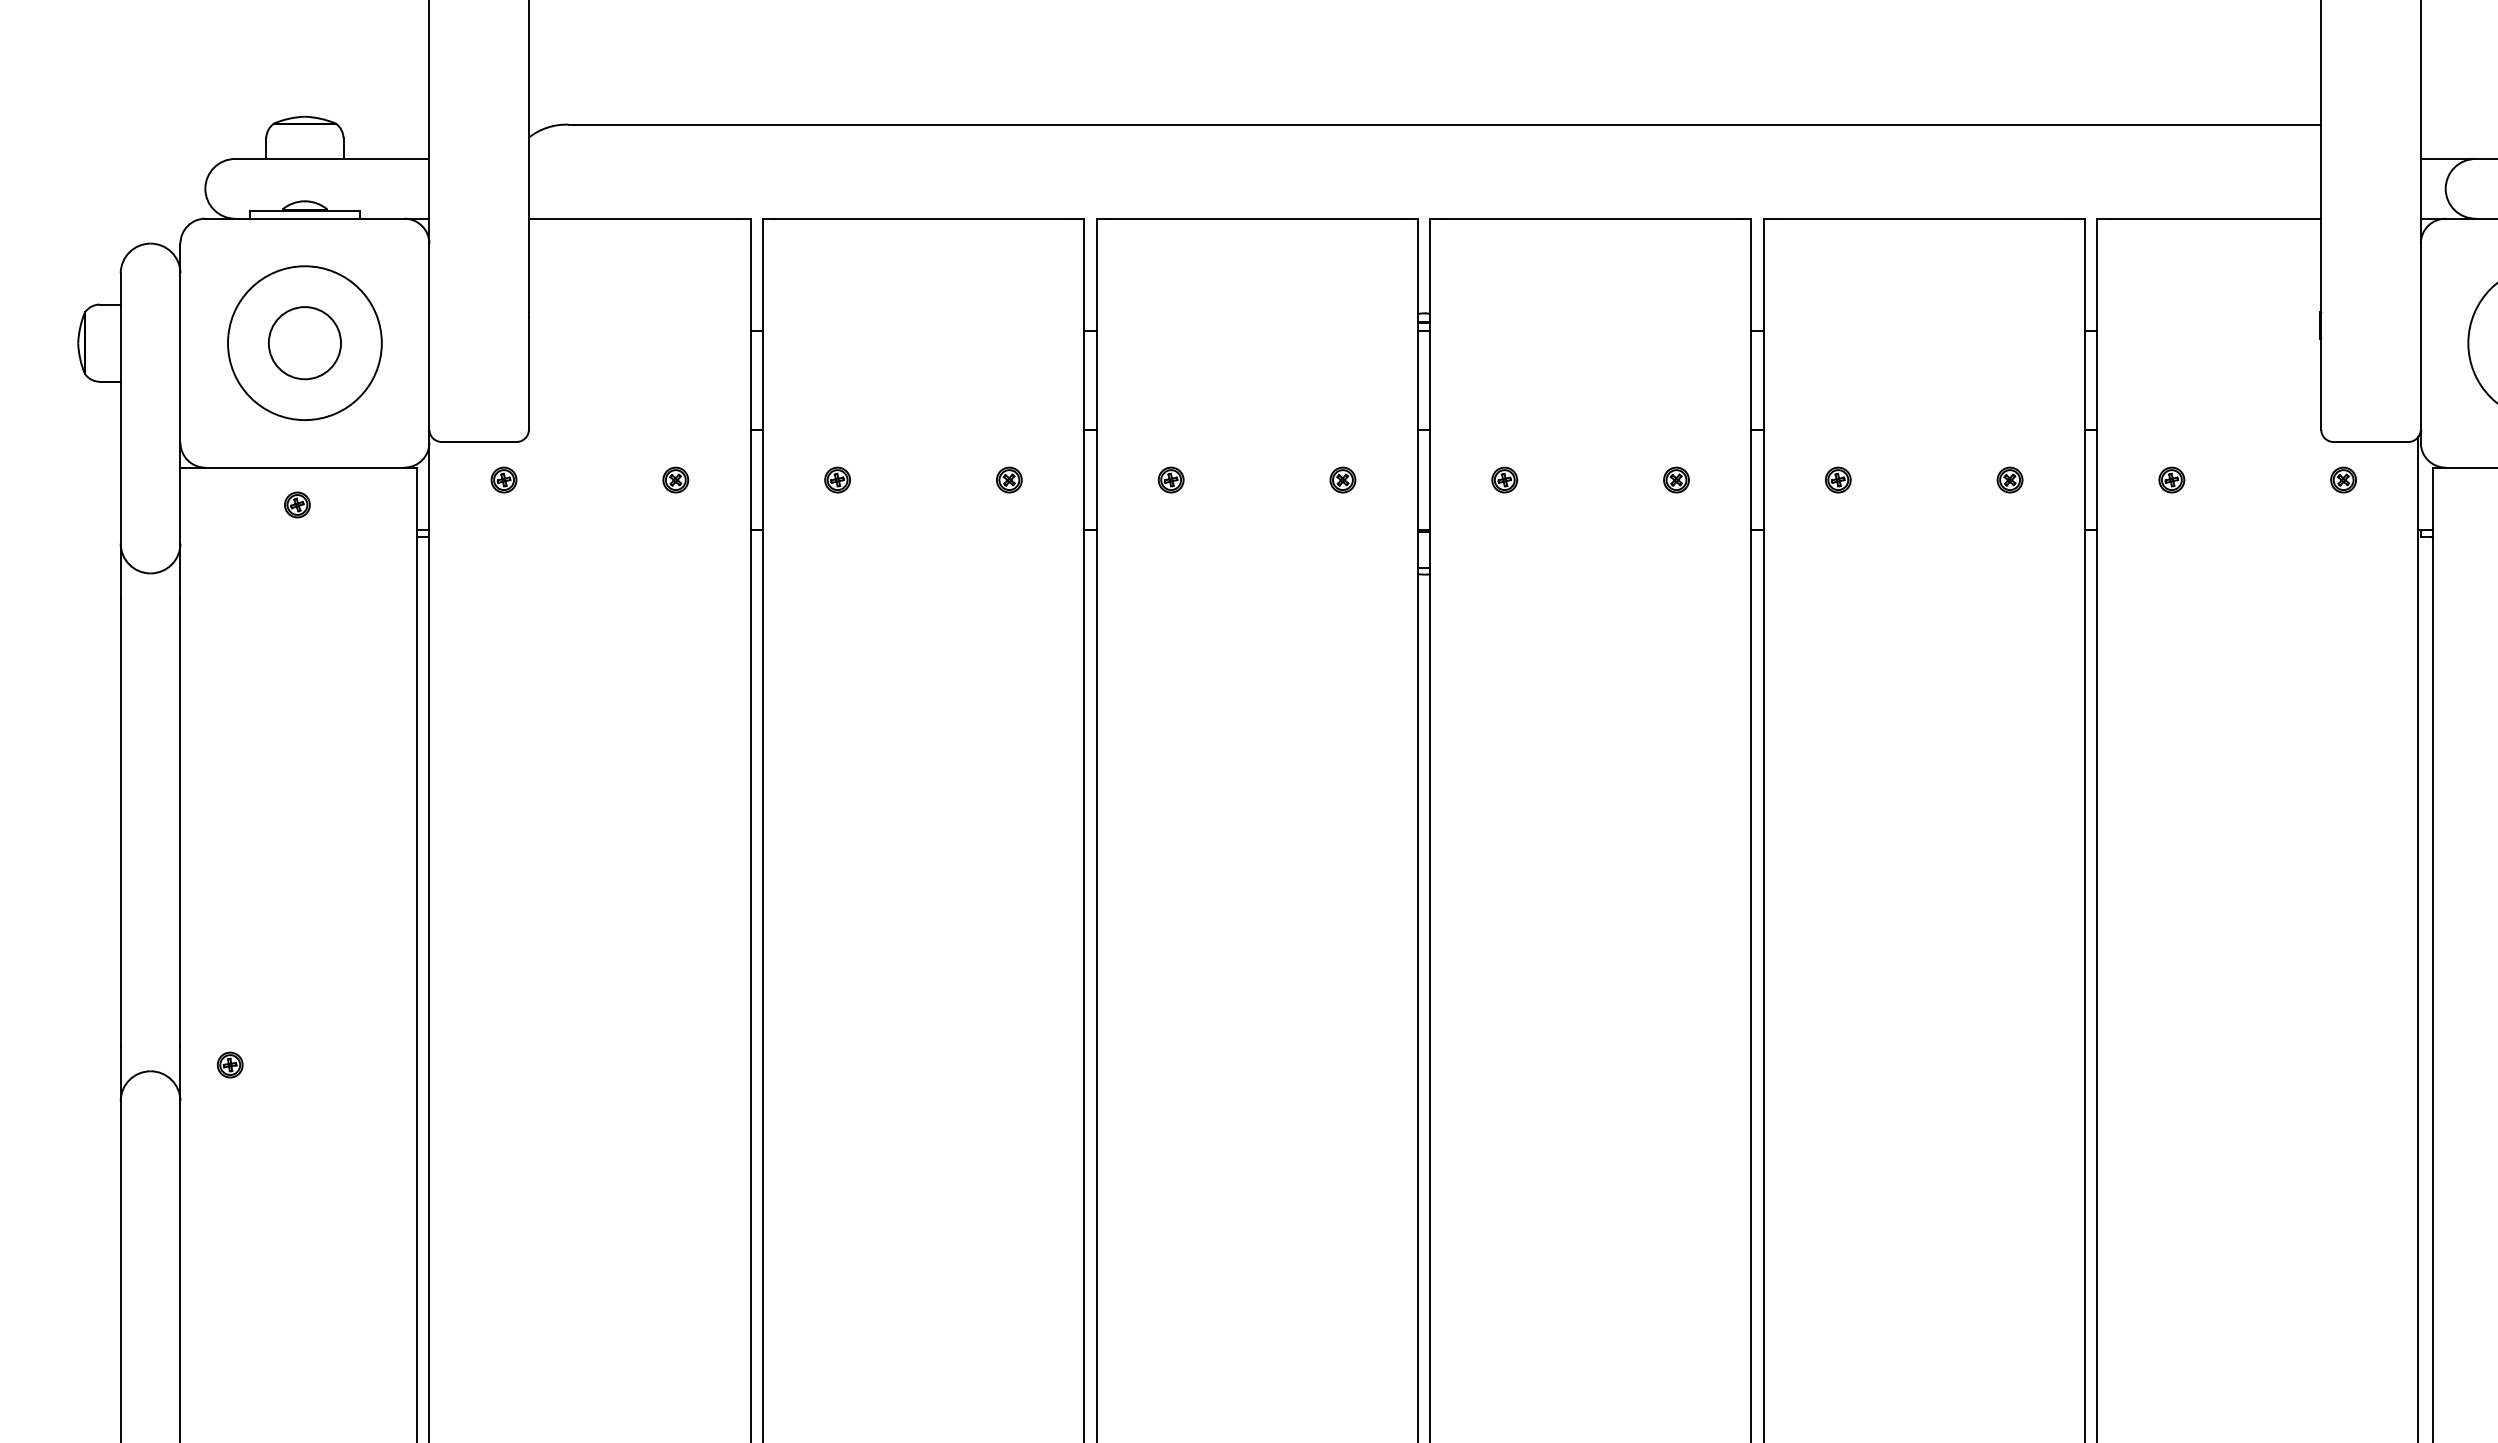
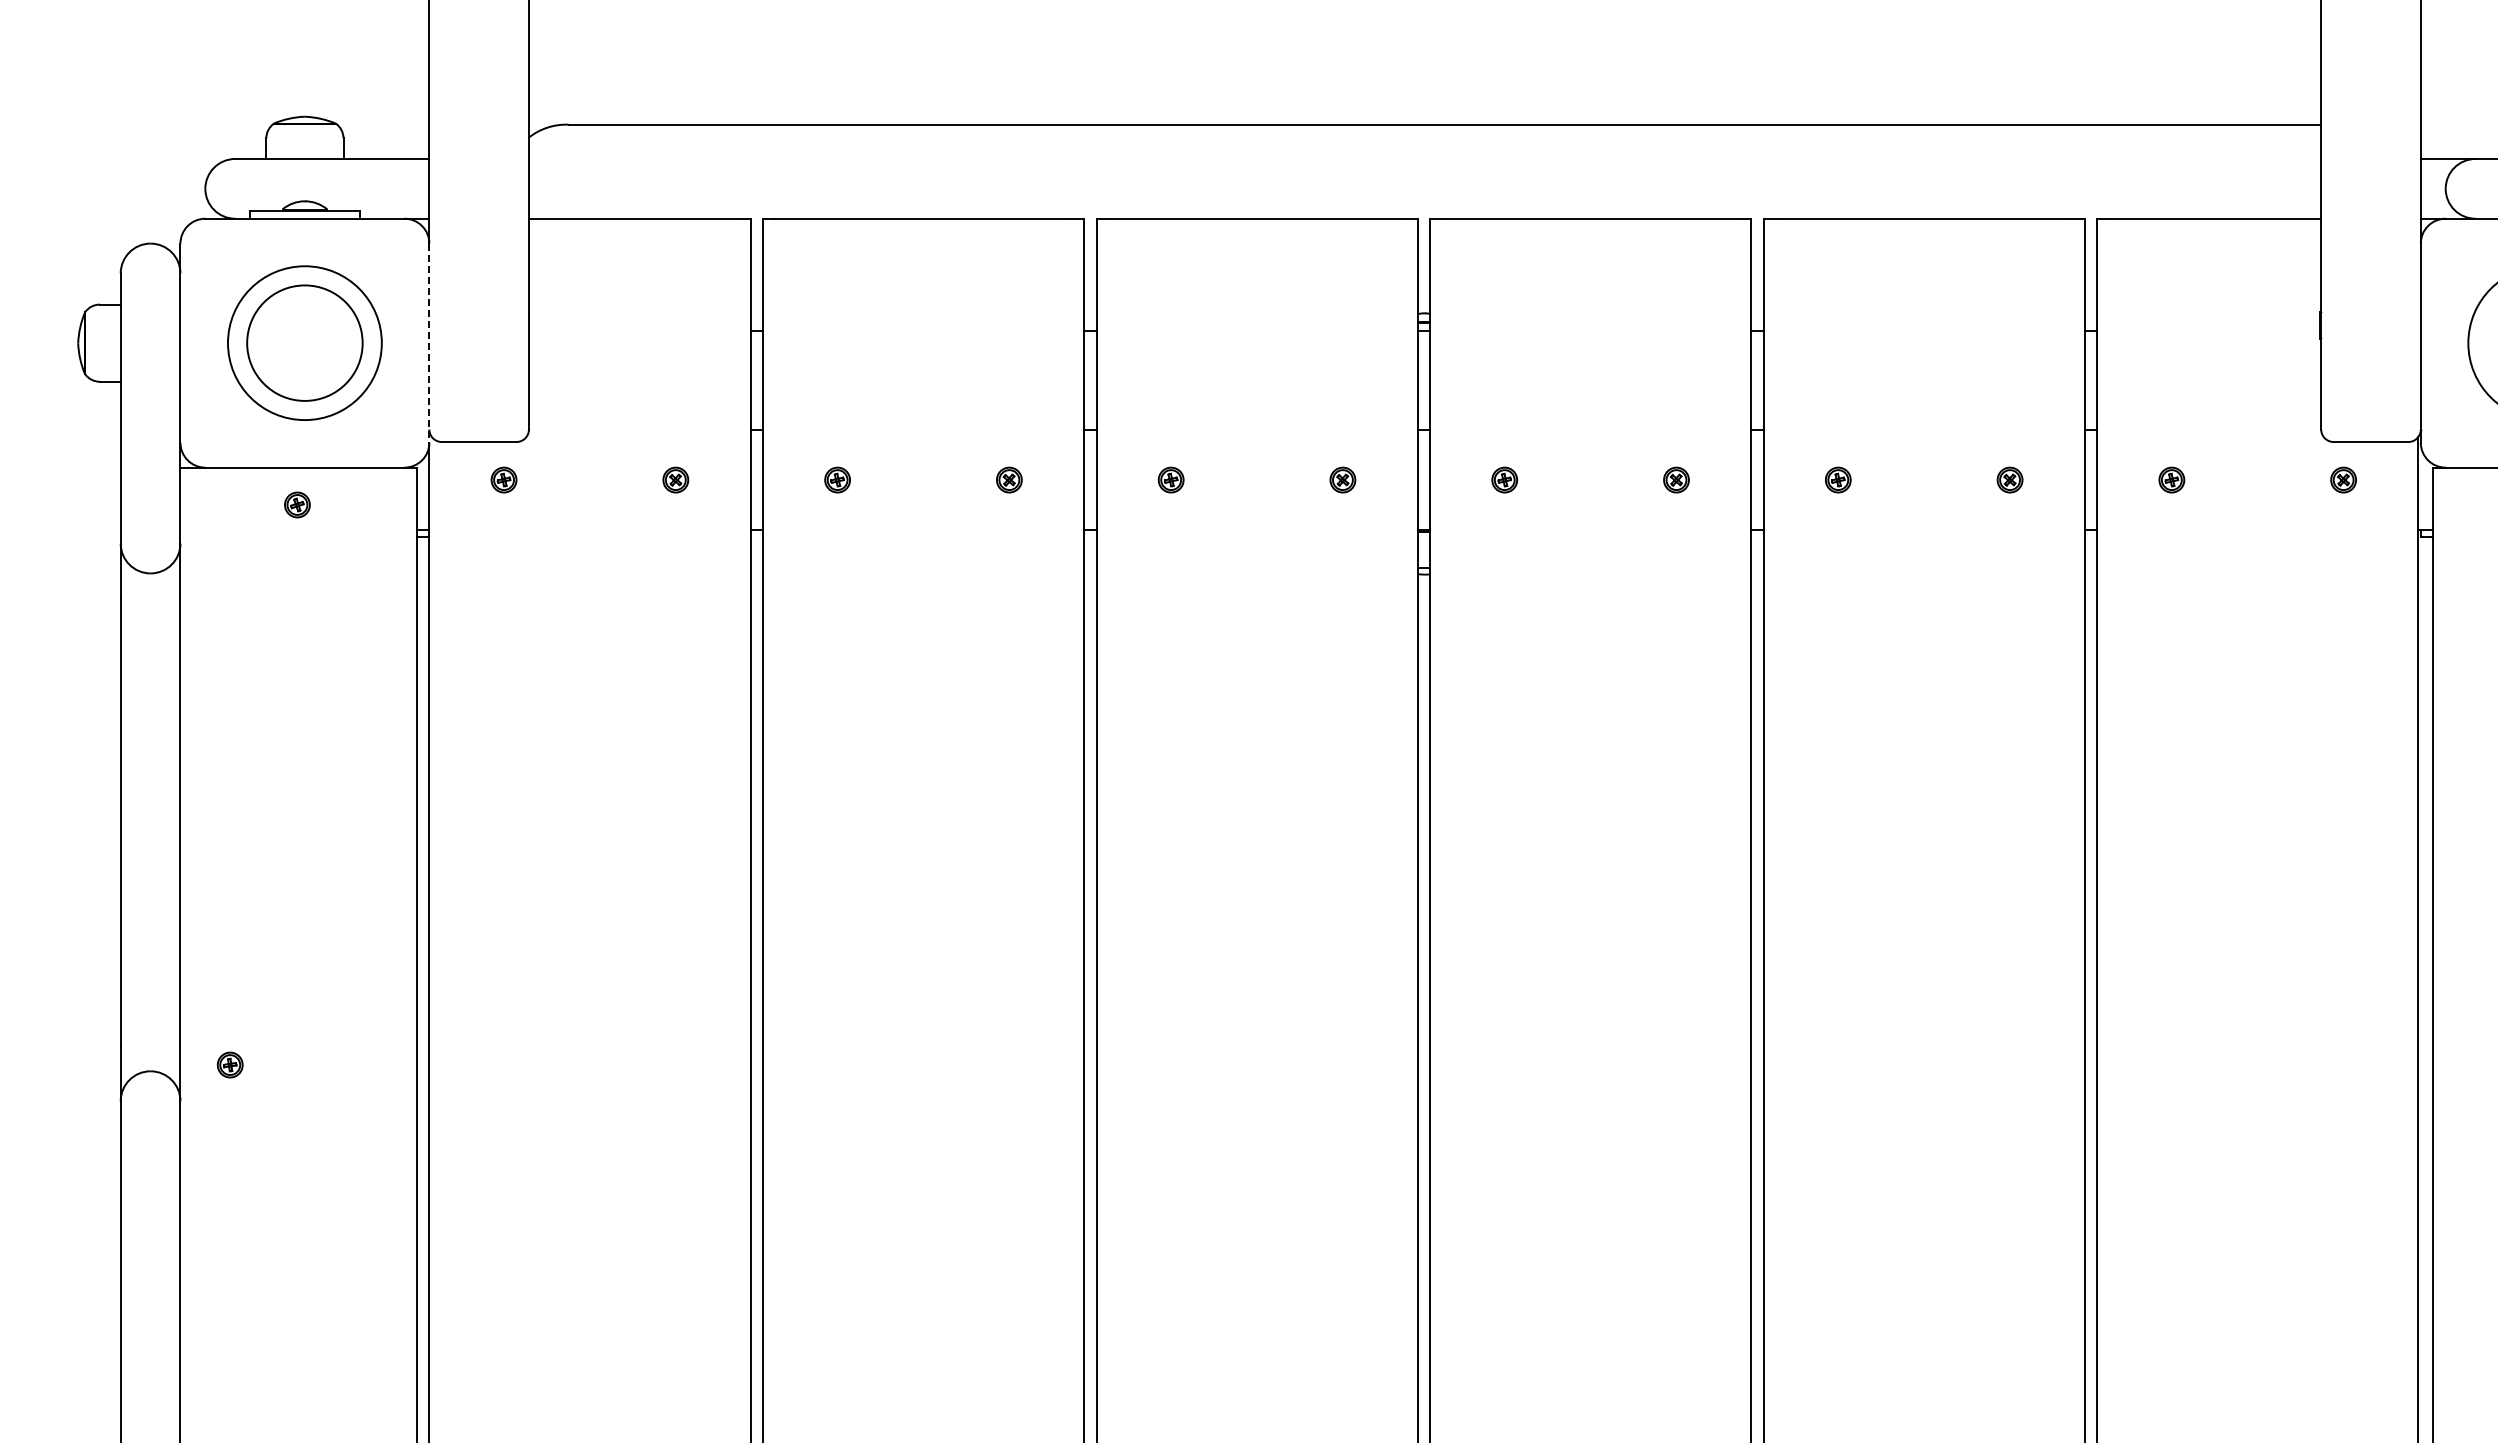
circle diameter: 72 px -> 116 px (304, 342)
line: solid -> dashed (429, 343)
